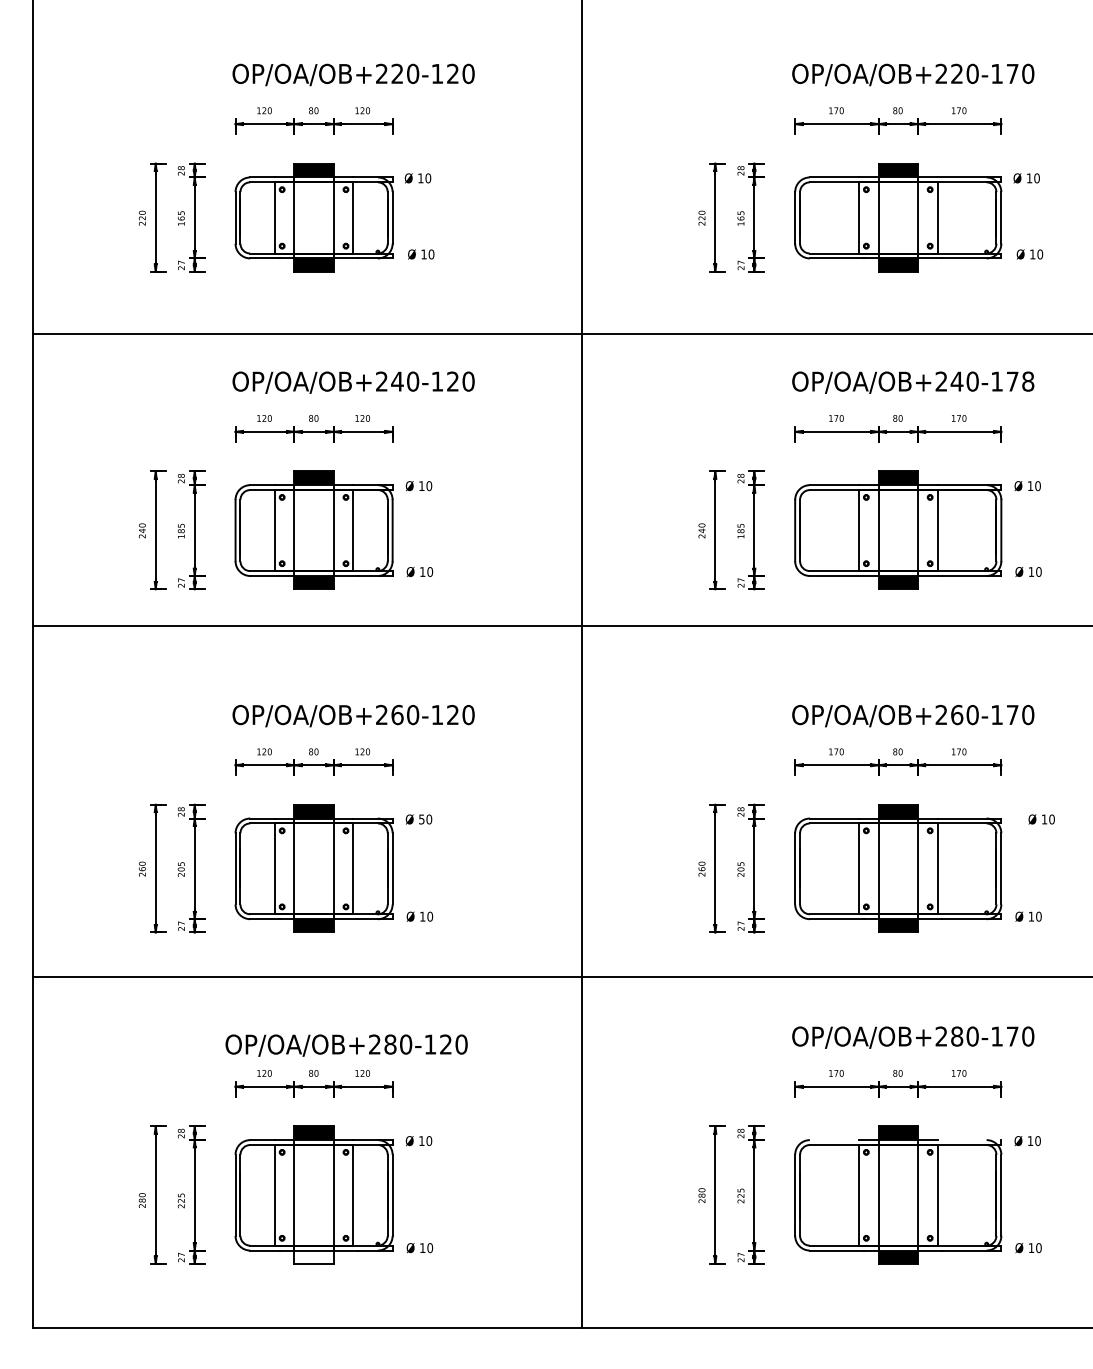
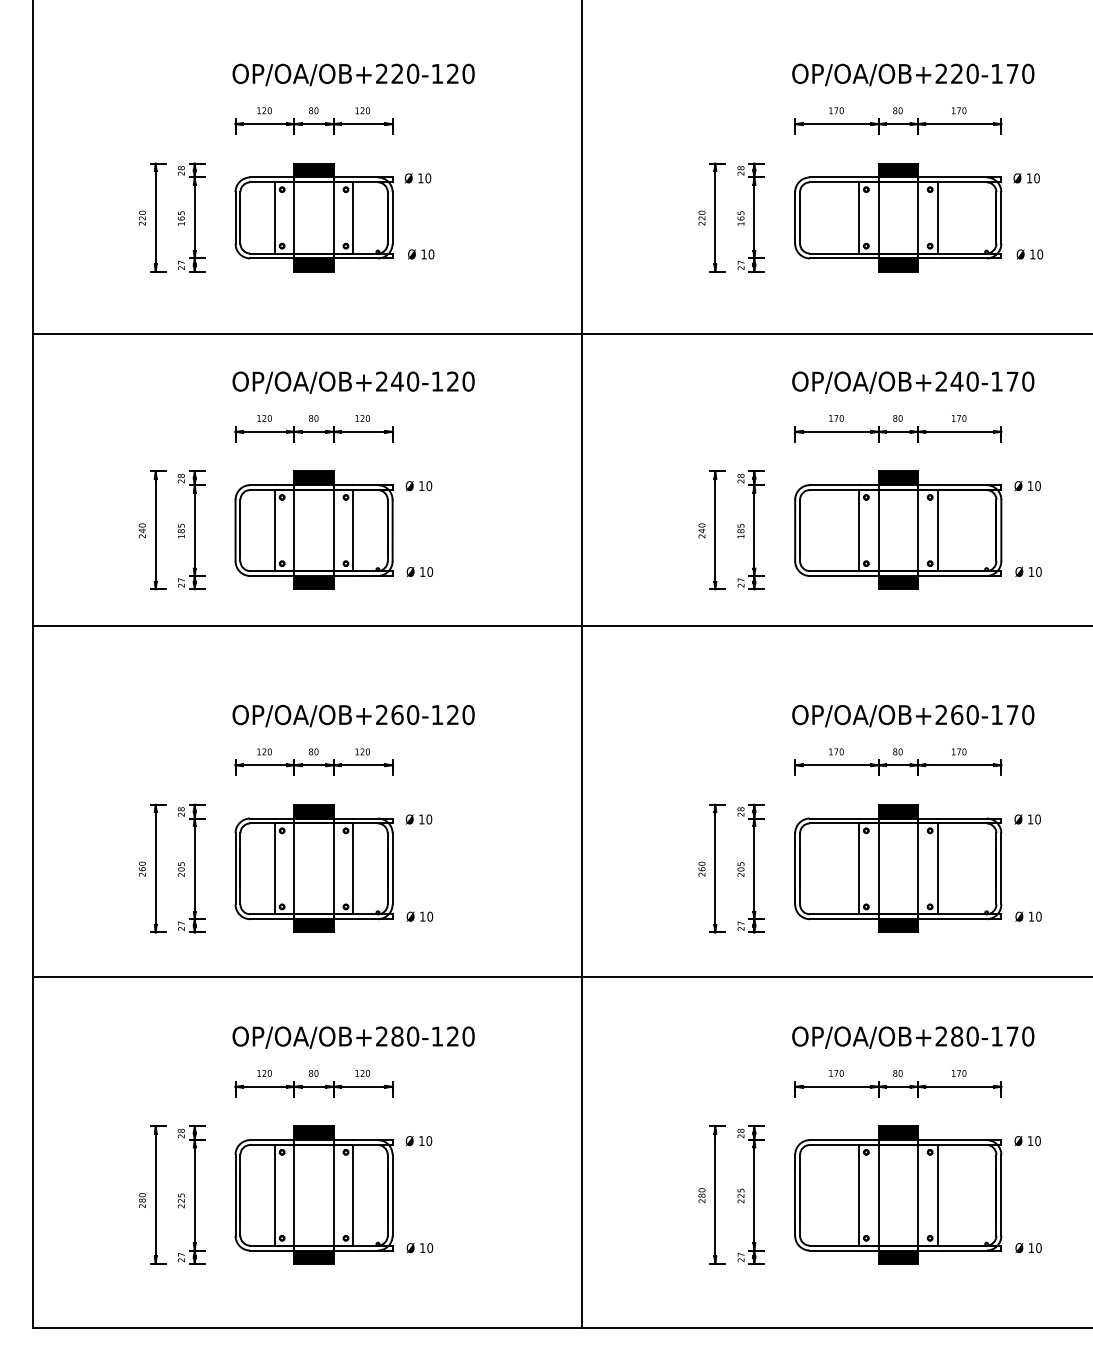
text: OP/OA/OB+240-178 -> OP/OA/OB+240-170 (1028, 381)
text: 50 -> 10 (421, 819)
text position: (1041, 819) -> (1027, 819) (1027, 819)
text position: (346, 1045) -> (353, 1037) (353, 1037)
line: none -> present (833, 1140)
line: none -> present (969, 1140)
fill: none -> present (313, 1256)
